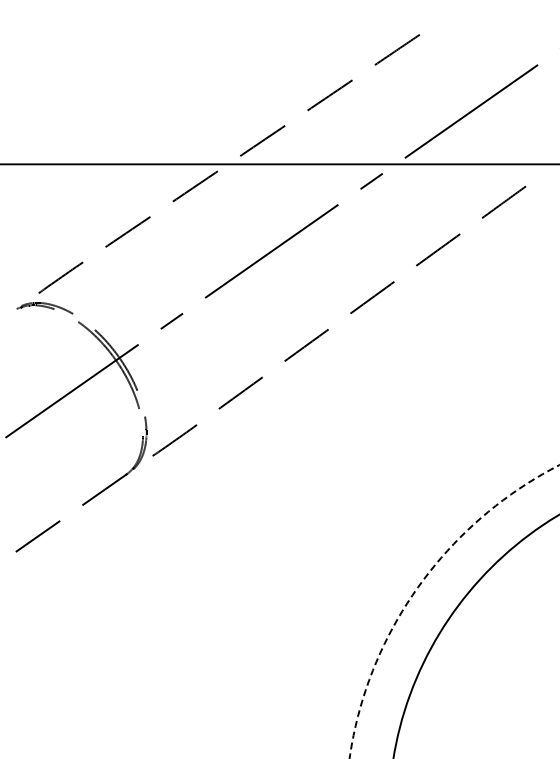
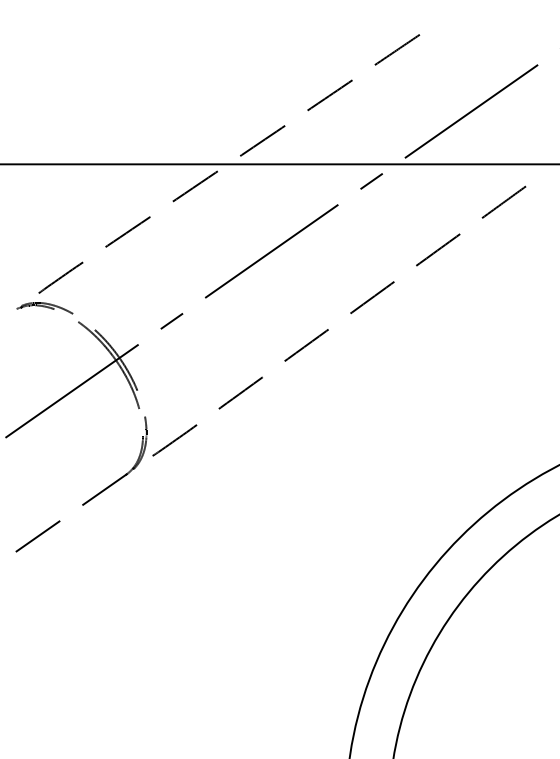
circle: dashed -> solid (454, 611)
